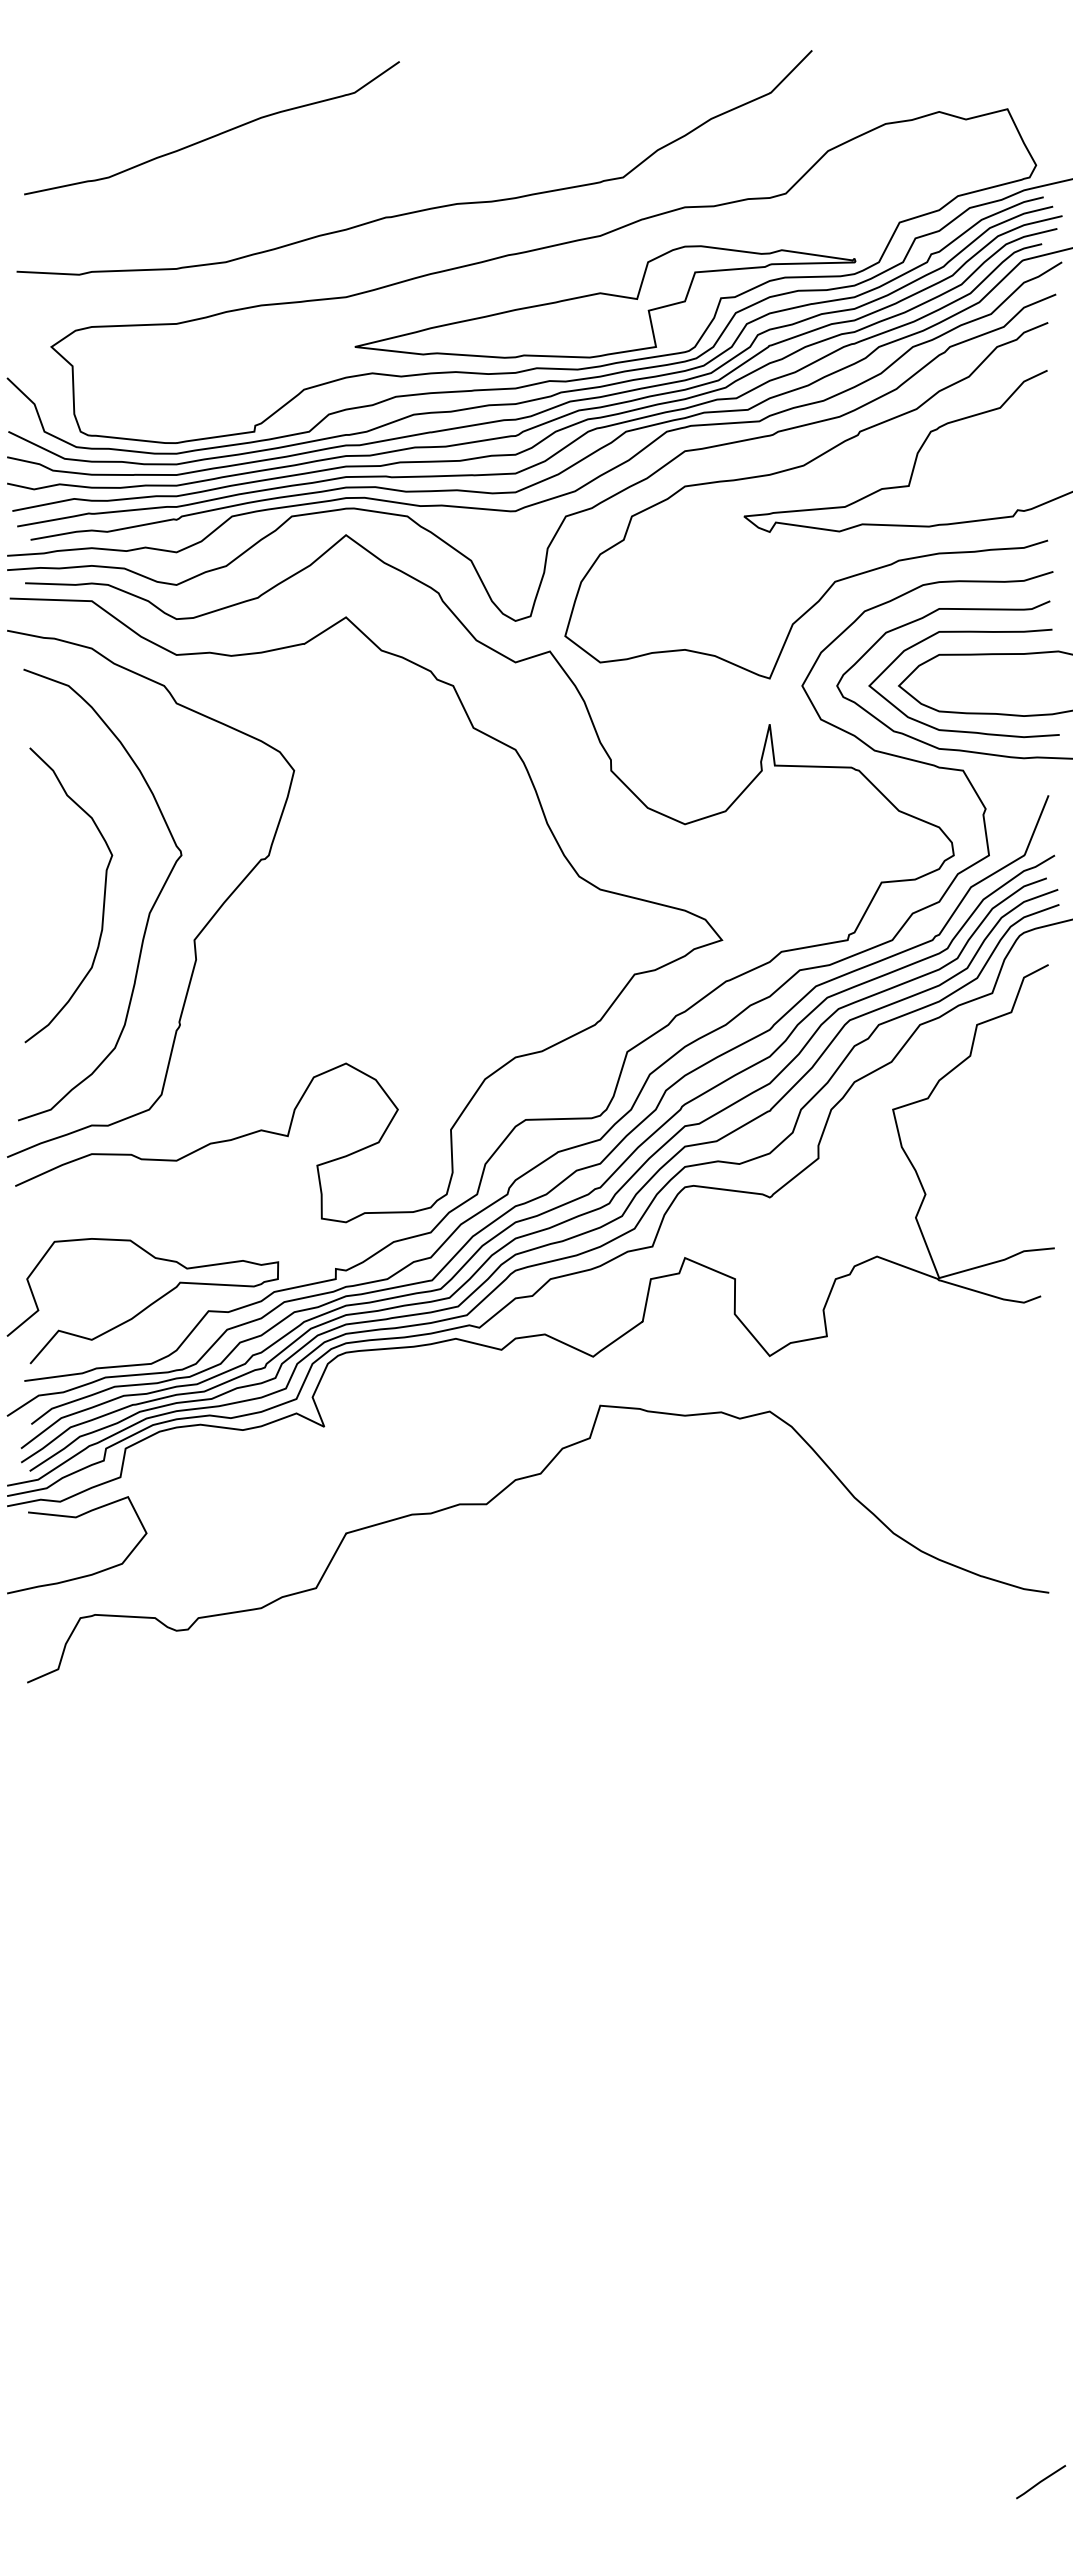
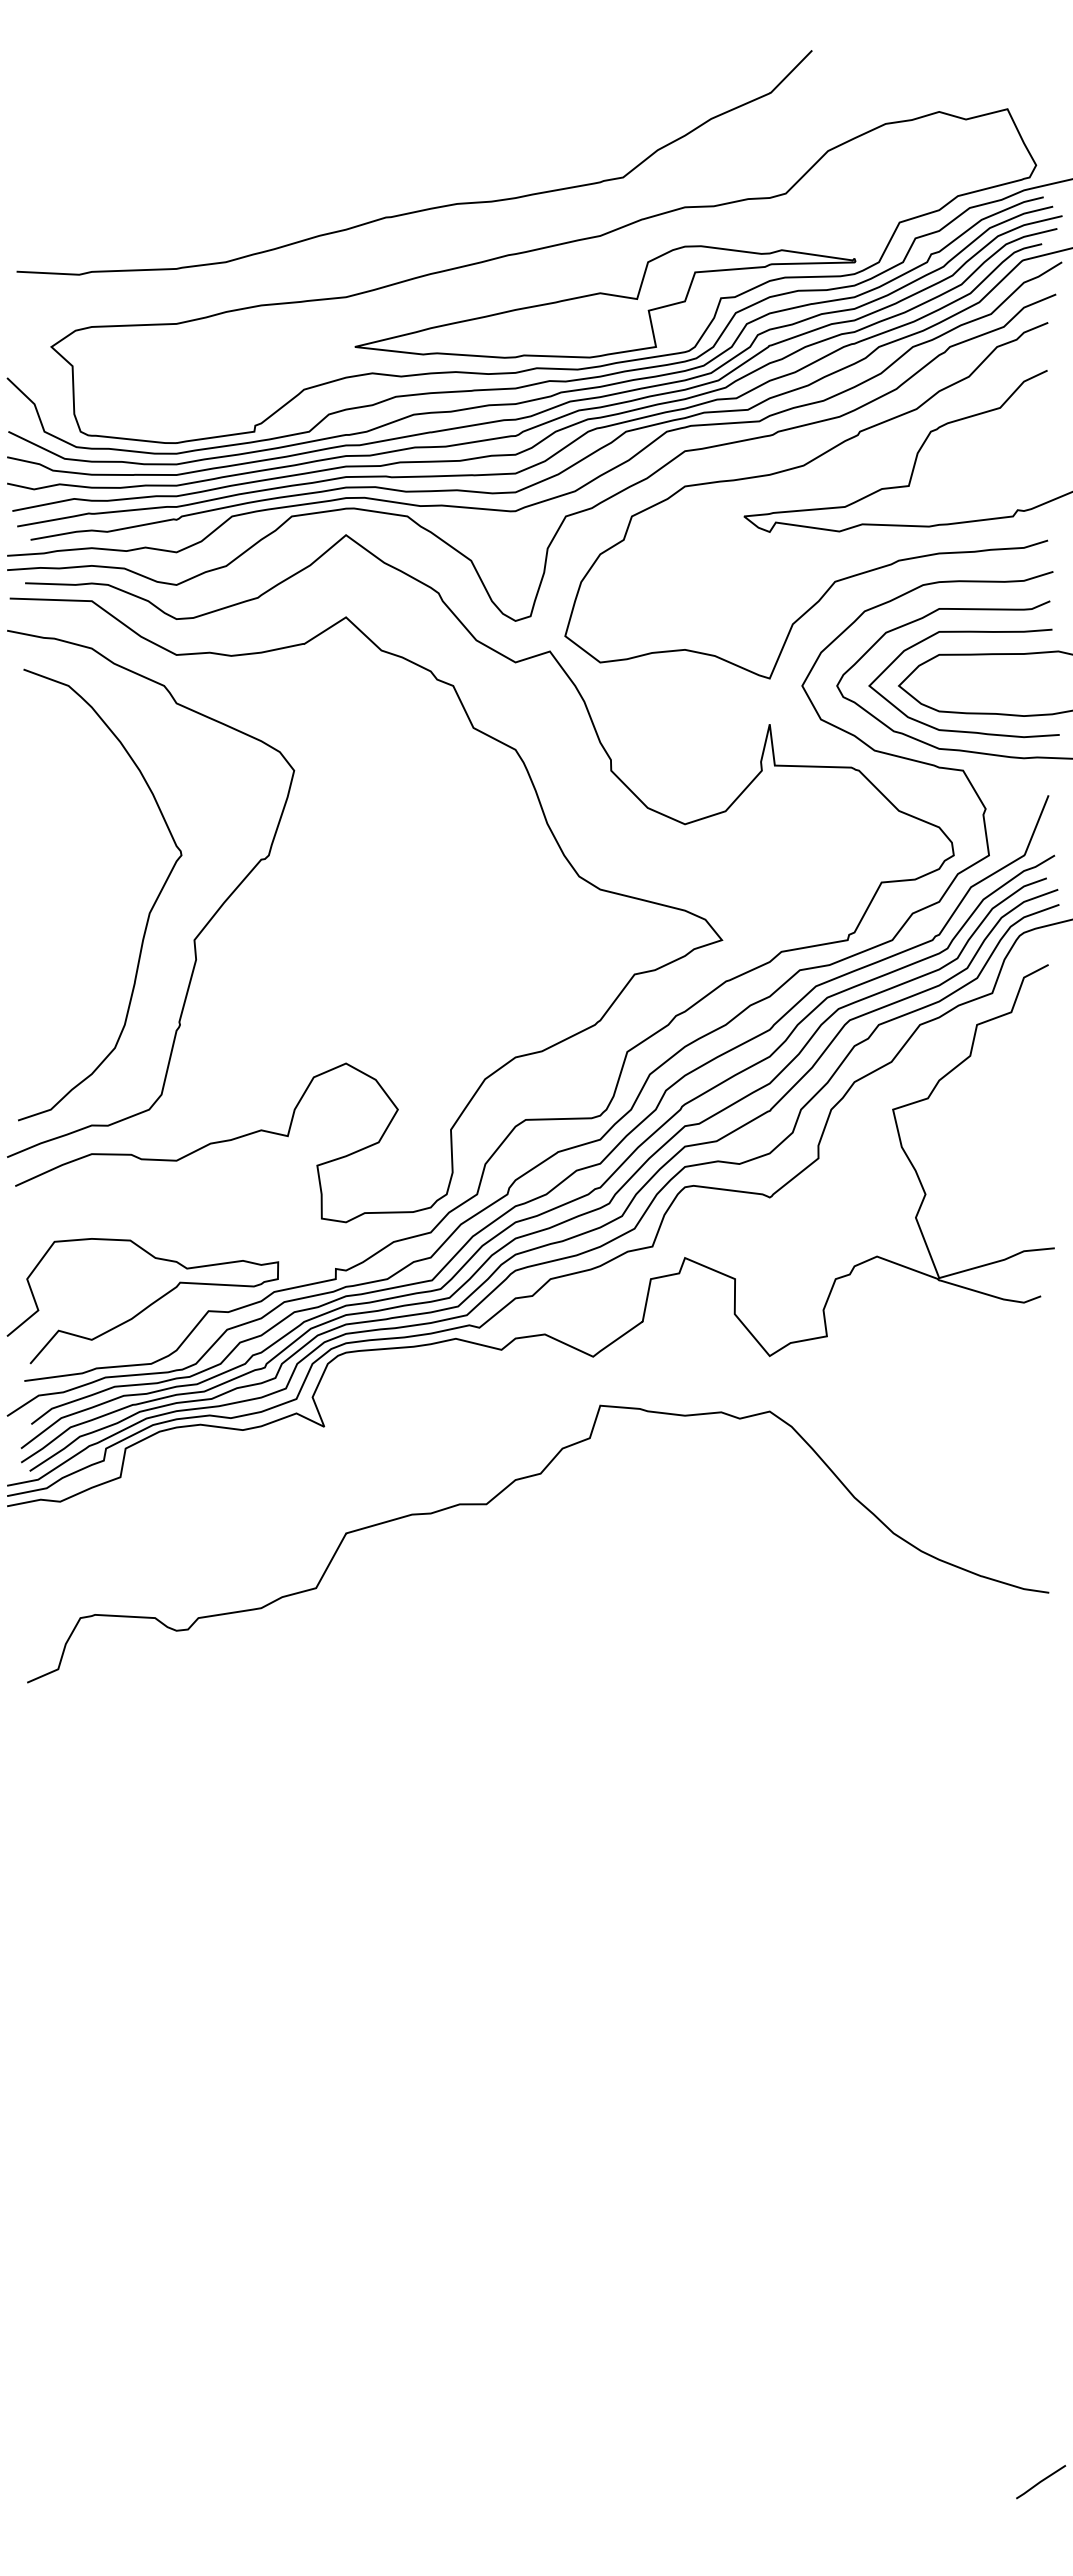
curve: present -> none (215, 134)
curve: present -> none (103, 895)
curve: present -> none (76, 1518)
